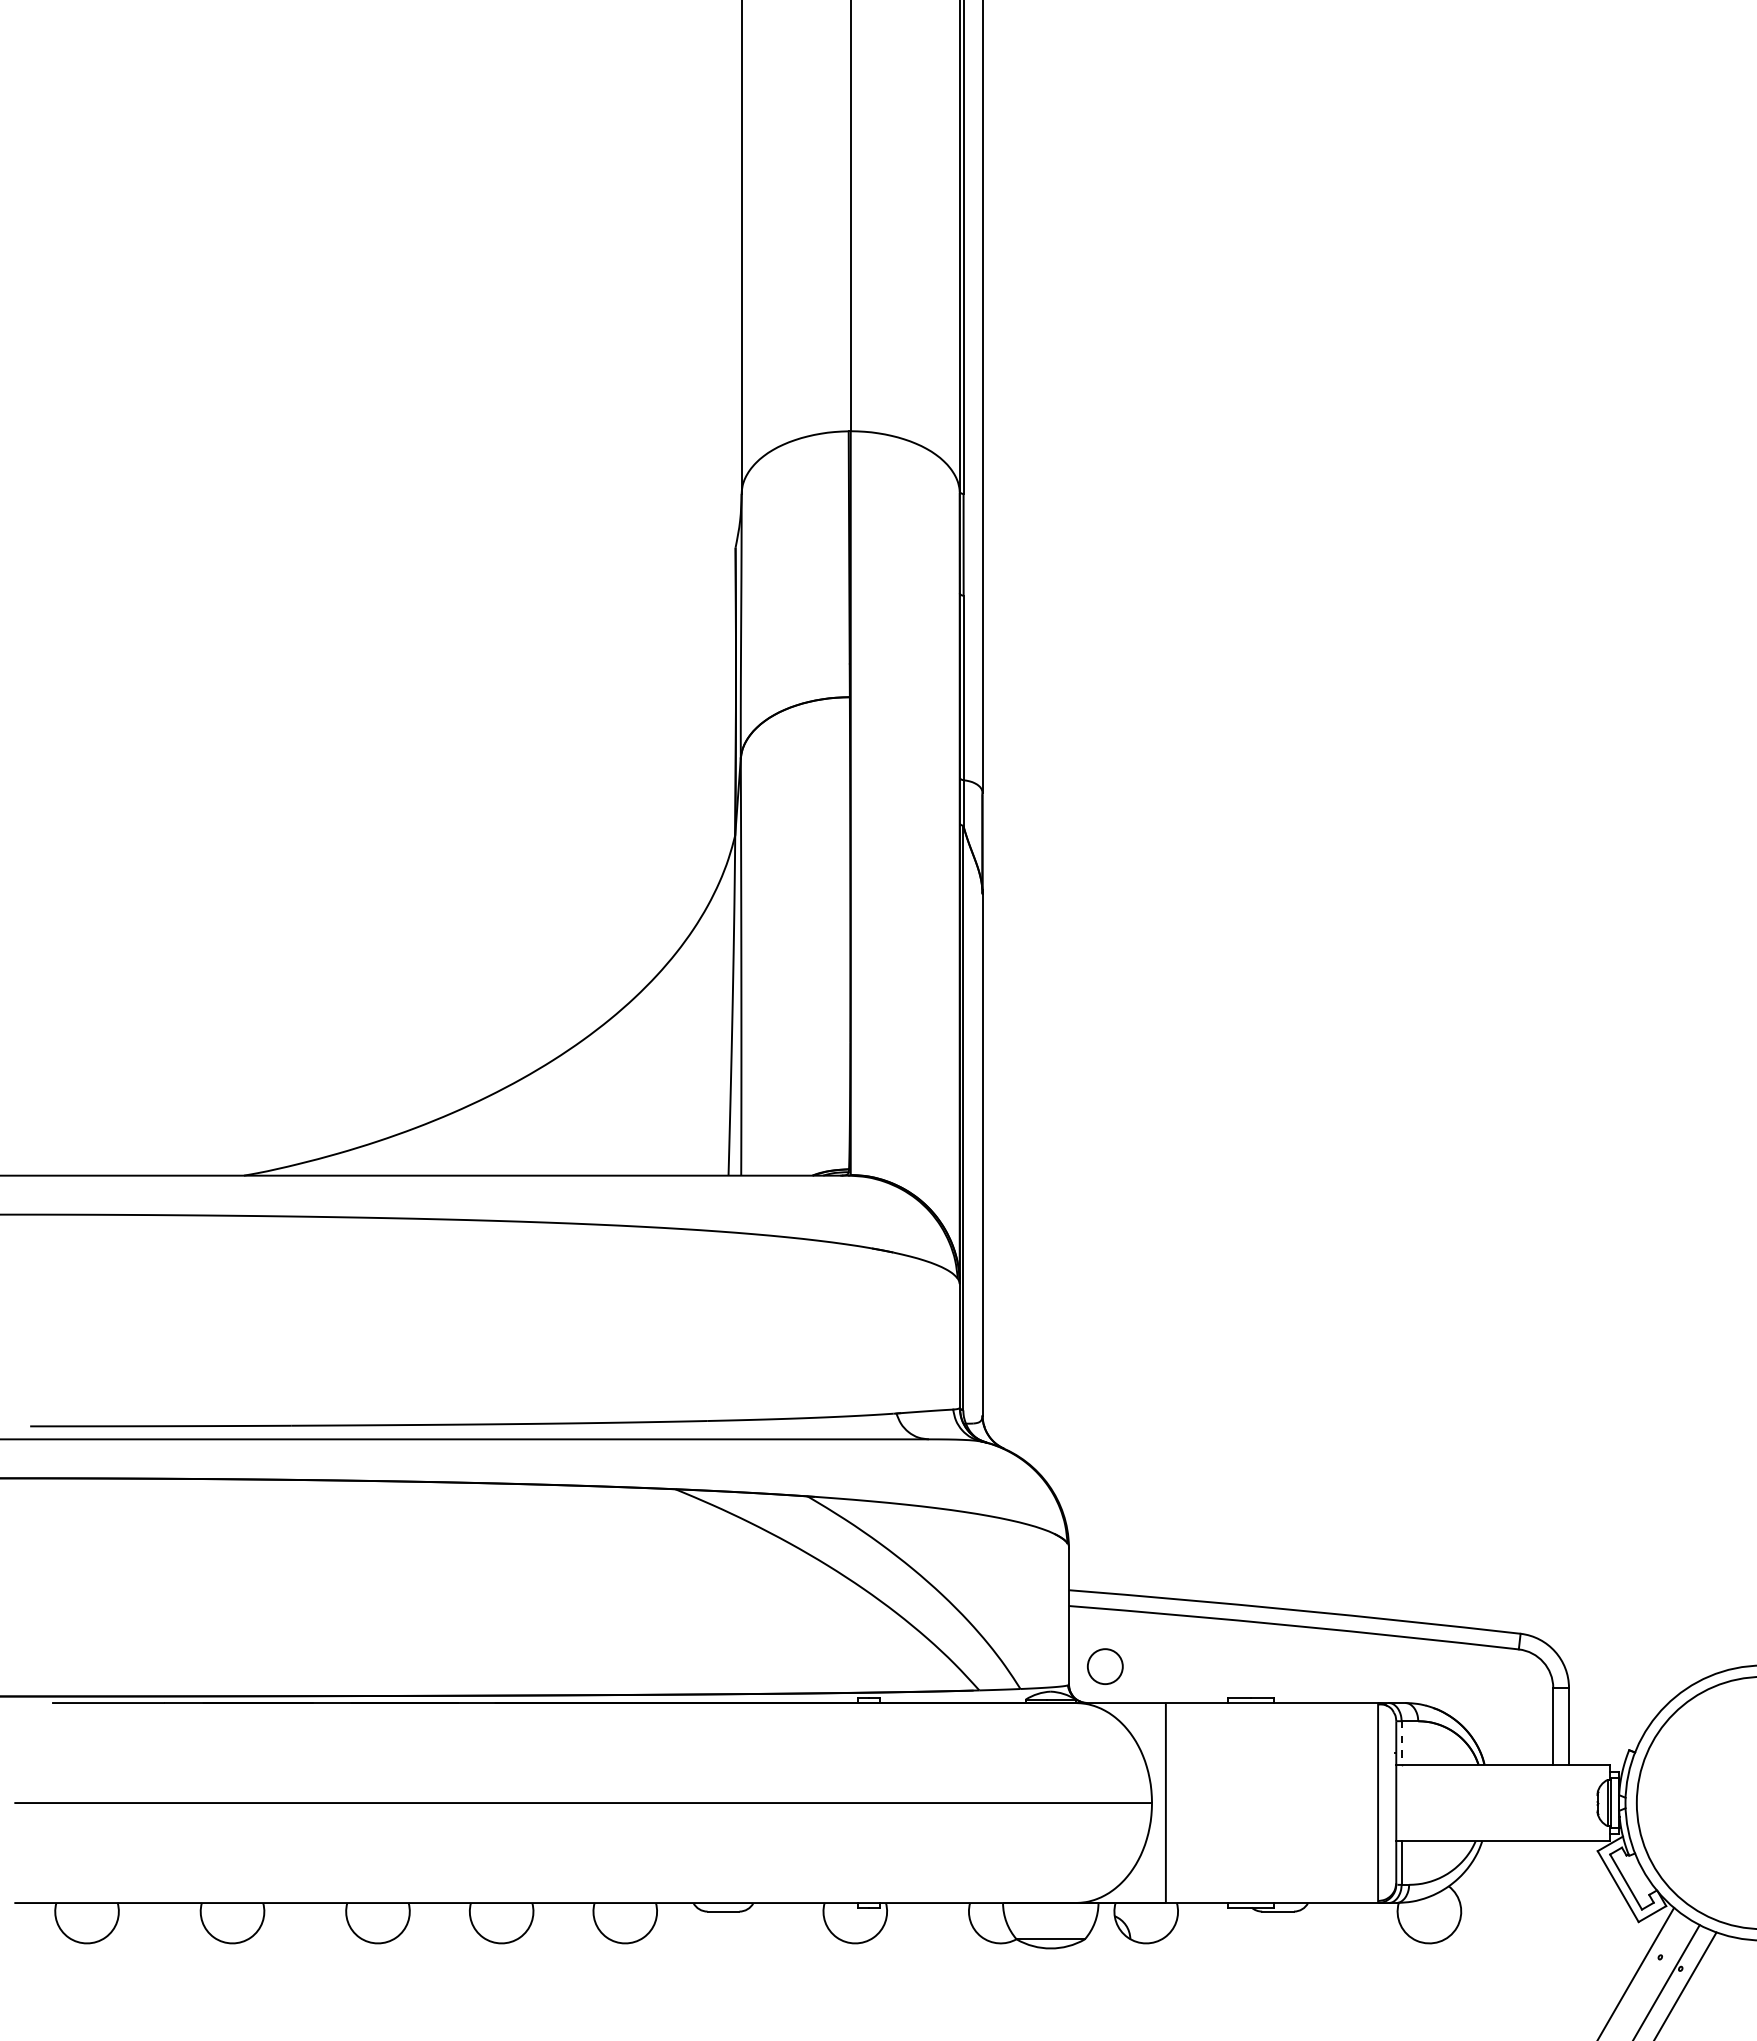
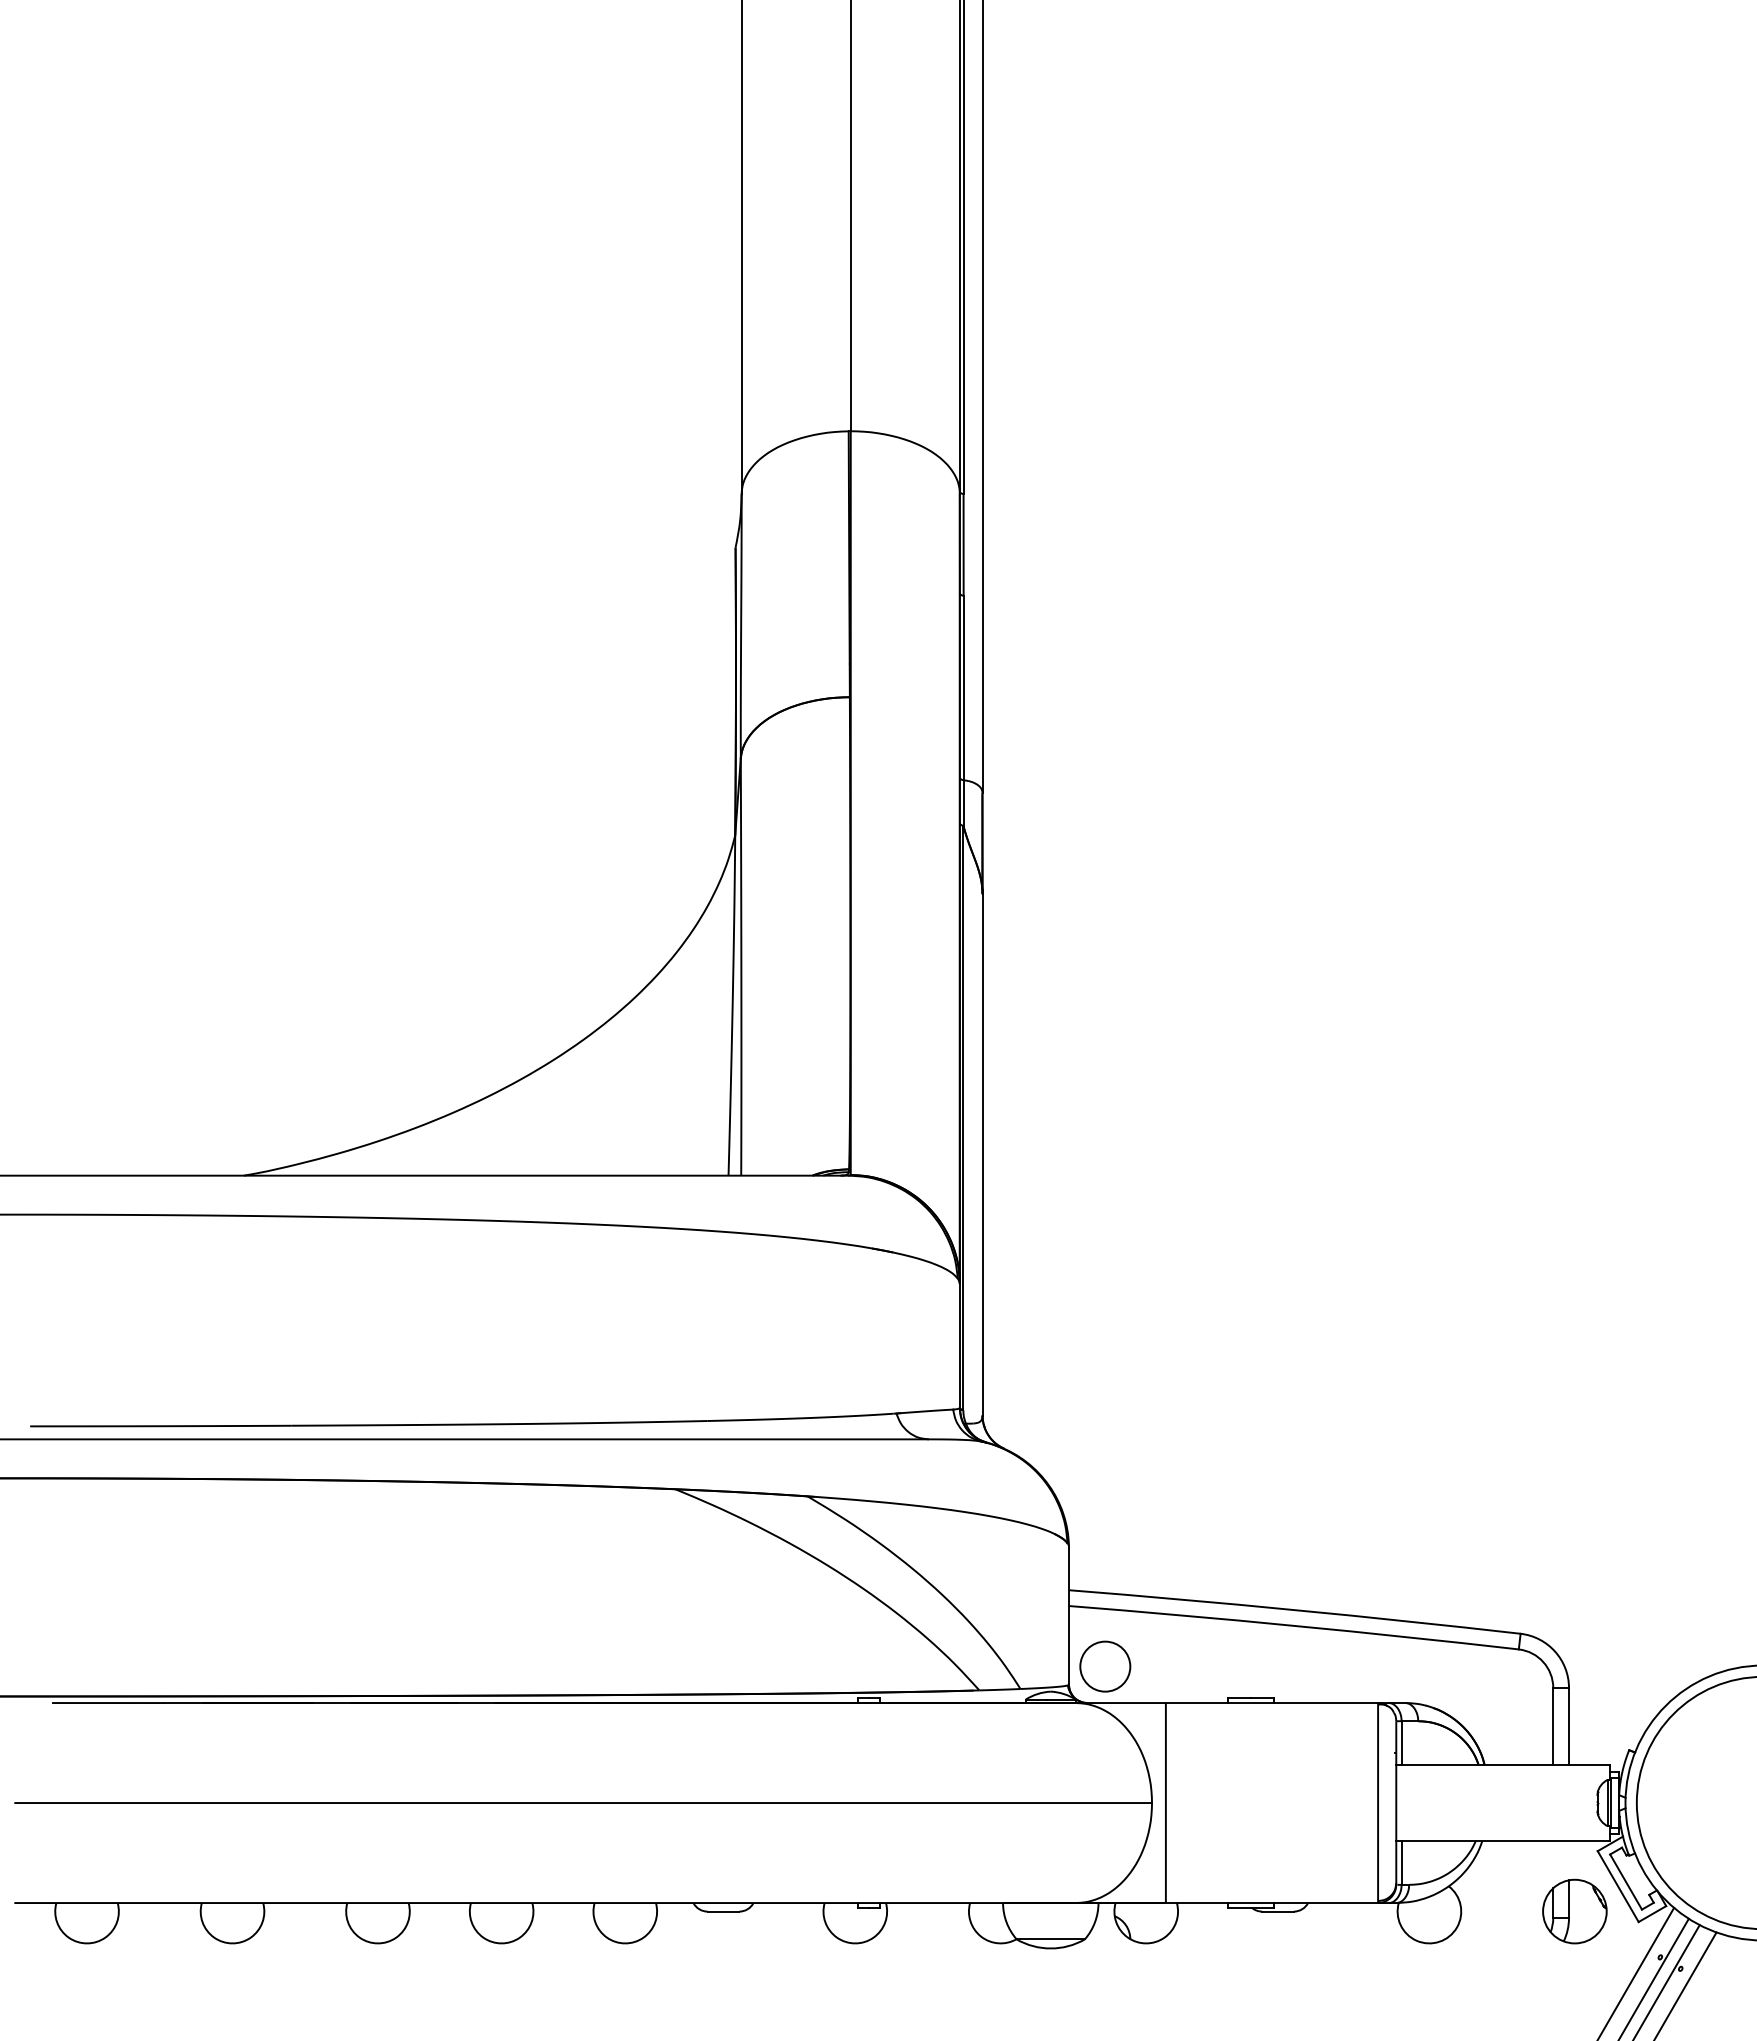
circle diameter: 35 px -> 50 px (1105, 1666)
line: dashed -> solid (1401, 1743)
part: none -> present (1574, 1911)
line: none -> present (1654, 1977)
